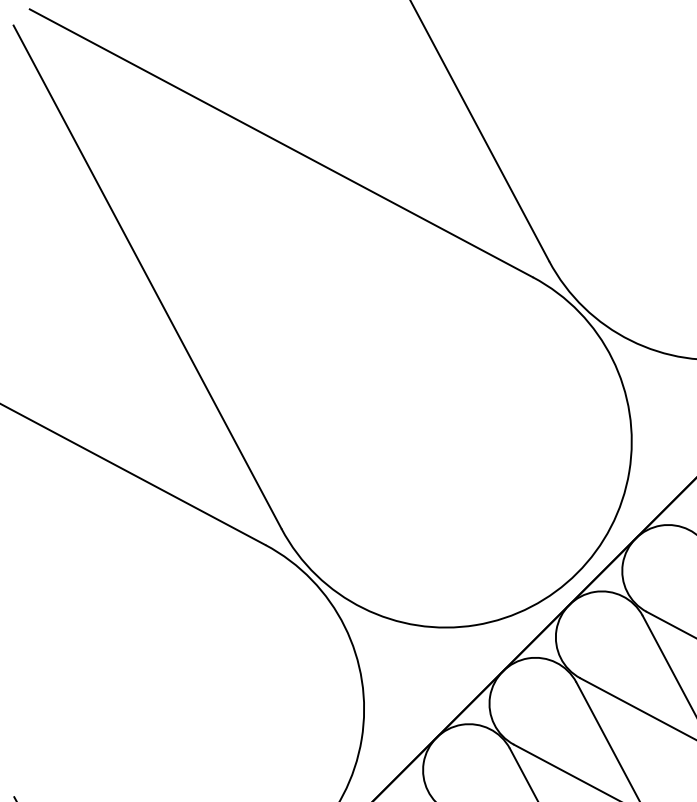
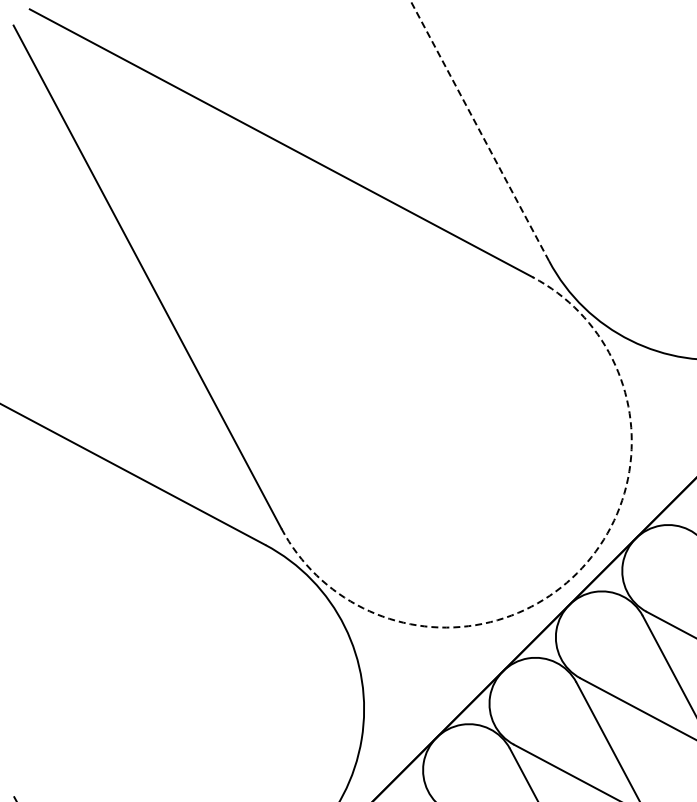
line: solid -> dashed (479, 130)
arc: solid -> dashed (577, 573)
